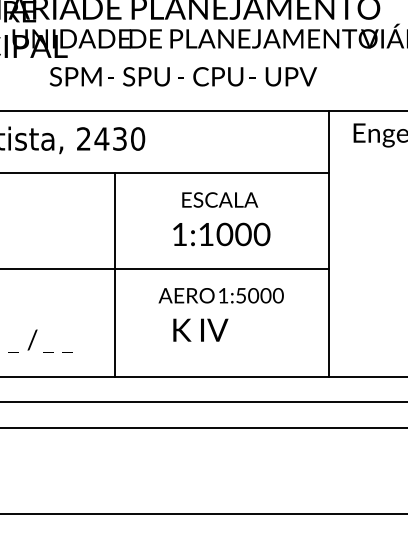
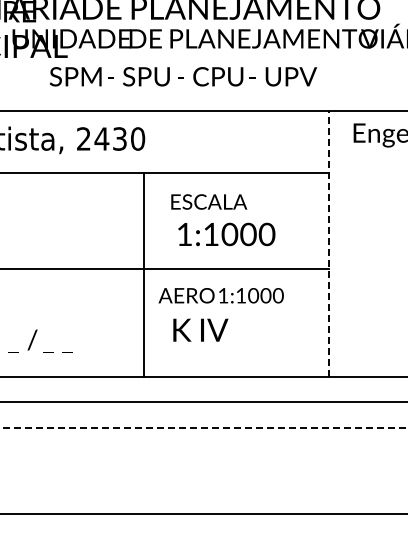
text position: (220, 199) -> (209, 201) (209, 201)
text position: (221, 234) -> (226, 234) (226, 234)
line: solid -> dashed (329, 243)
line position: (115, 274) -> (144, 274) (144, 274)
text: 1:5000 -> 1:1000 (240, 295)
line: solid -> dashed (203, 428)
